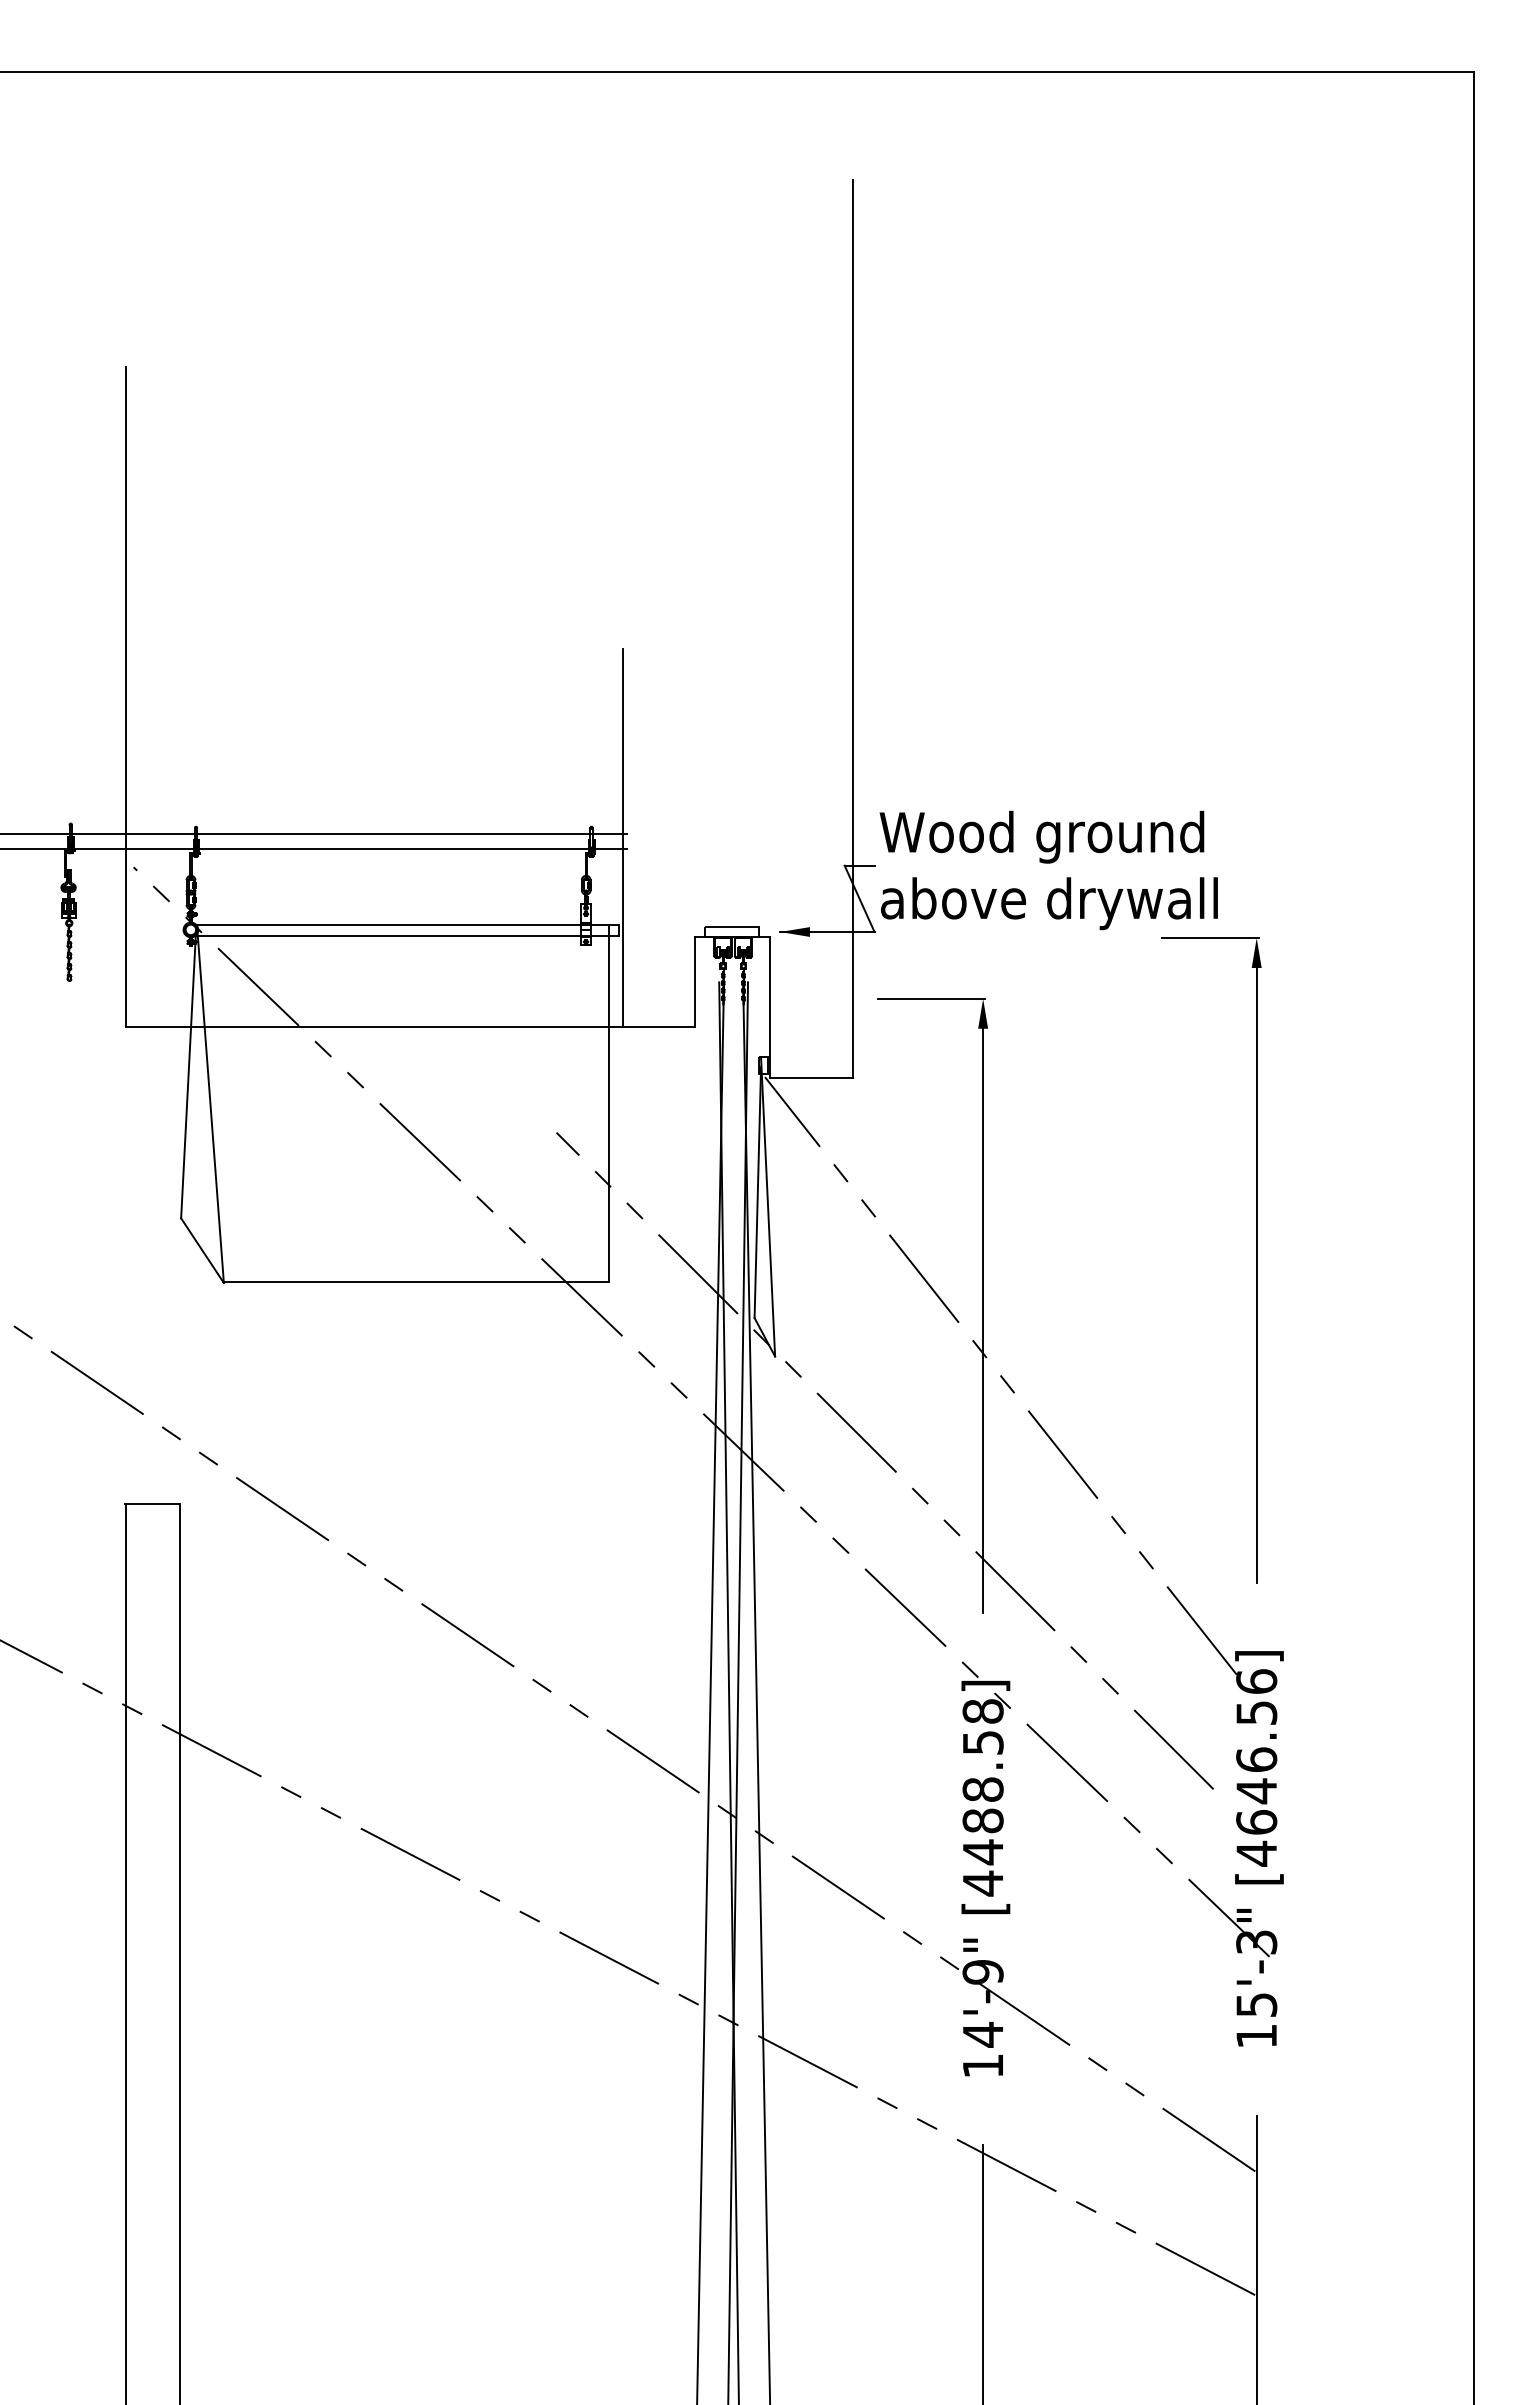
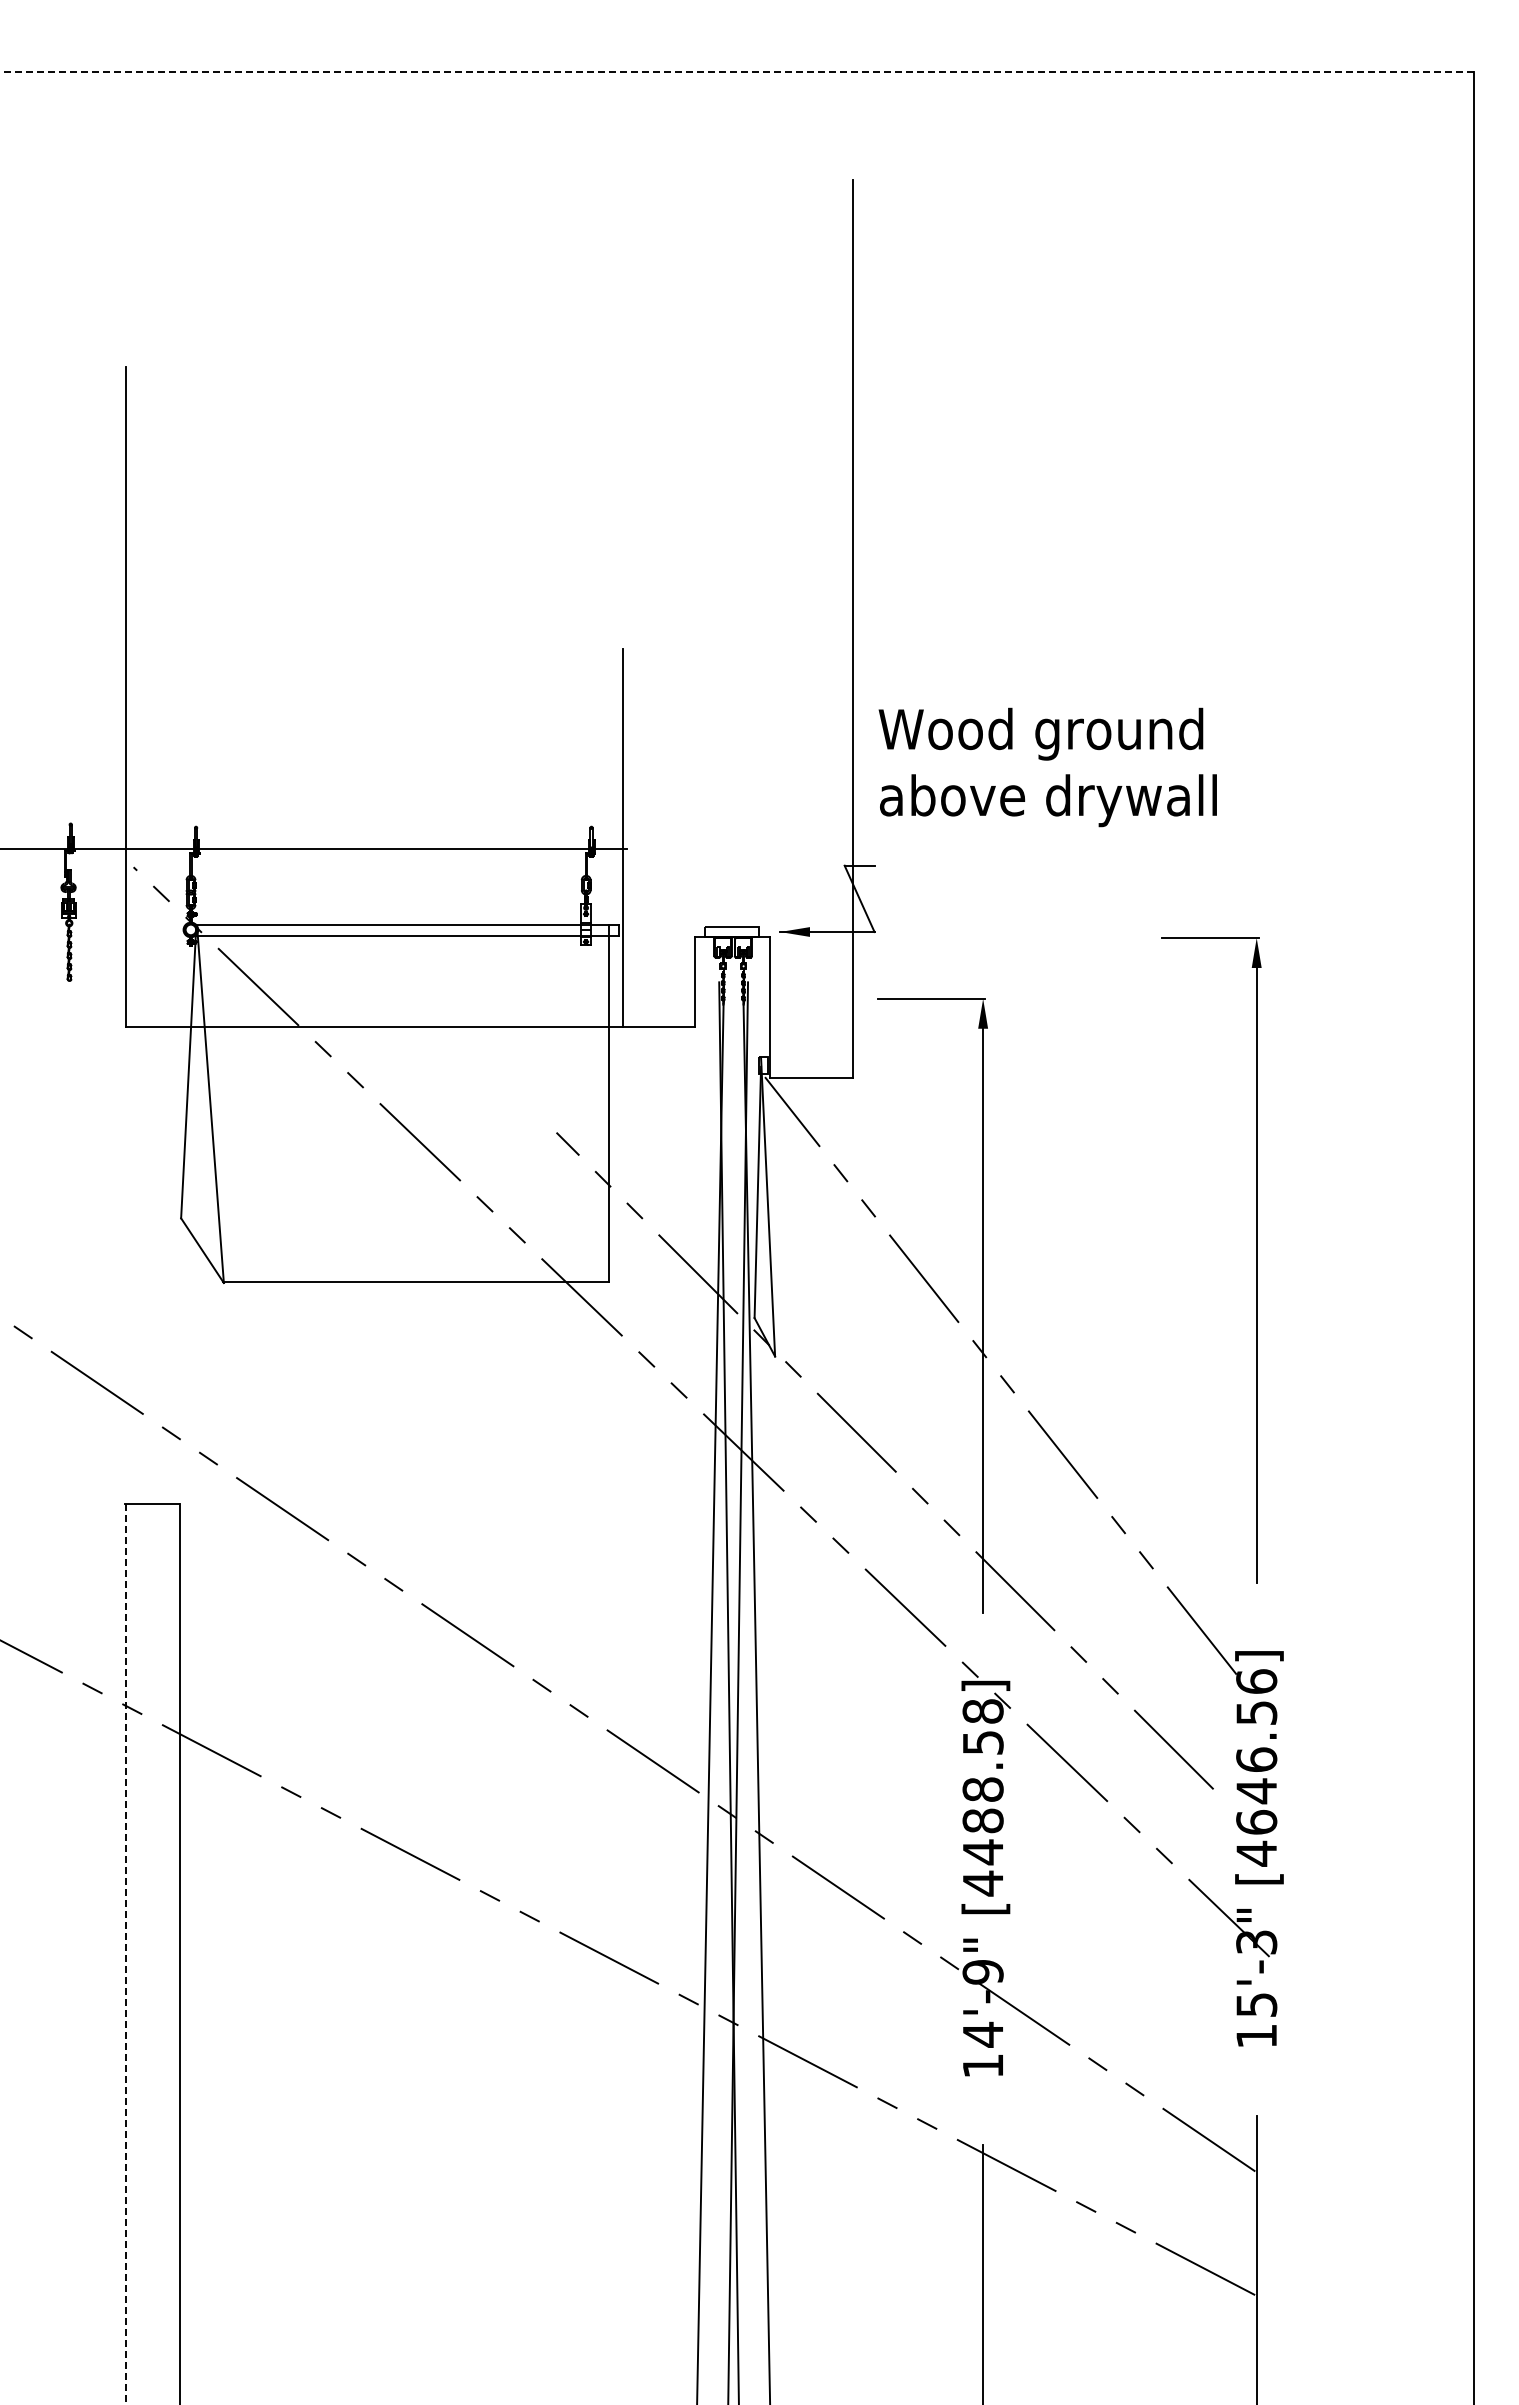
line: solid -> dashed (736, 72)
line: present -> none (314, 834)
text position: (1048, 870) -> (1047, 767) (1047, 767)
line: solid -> dashed (125, 1954)
